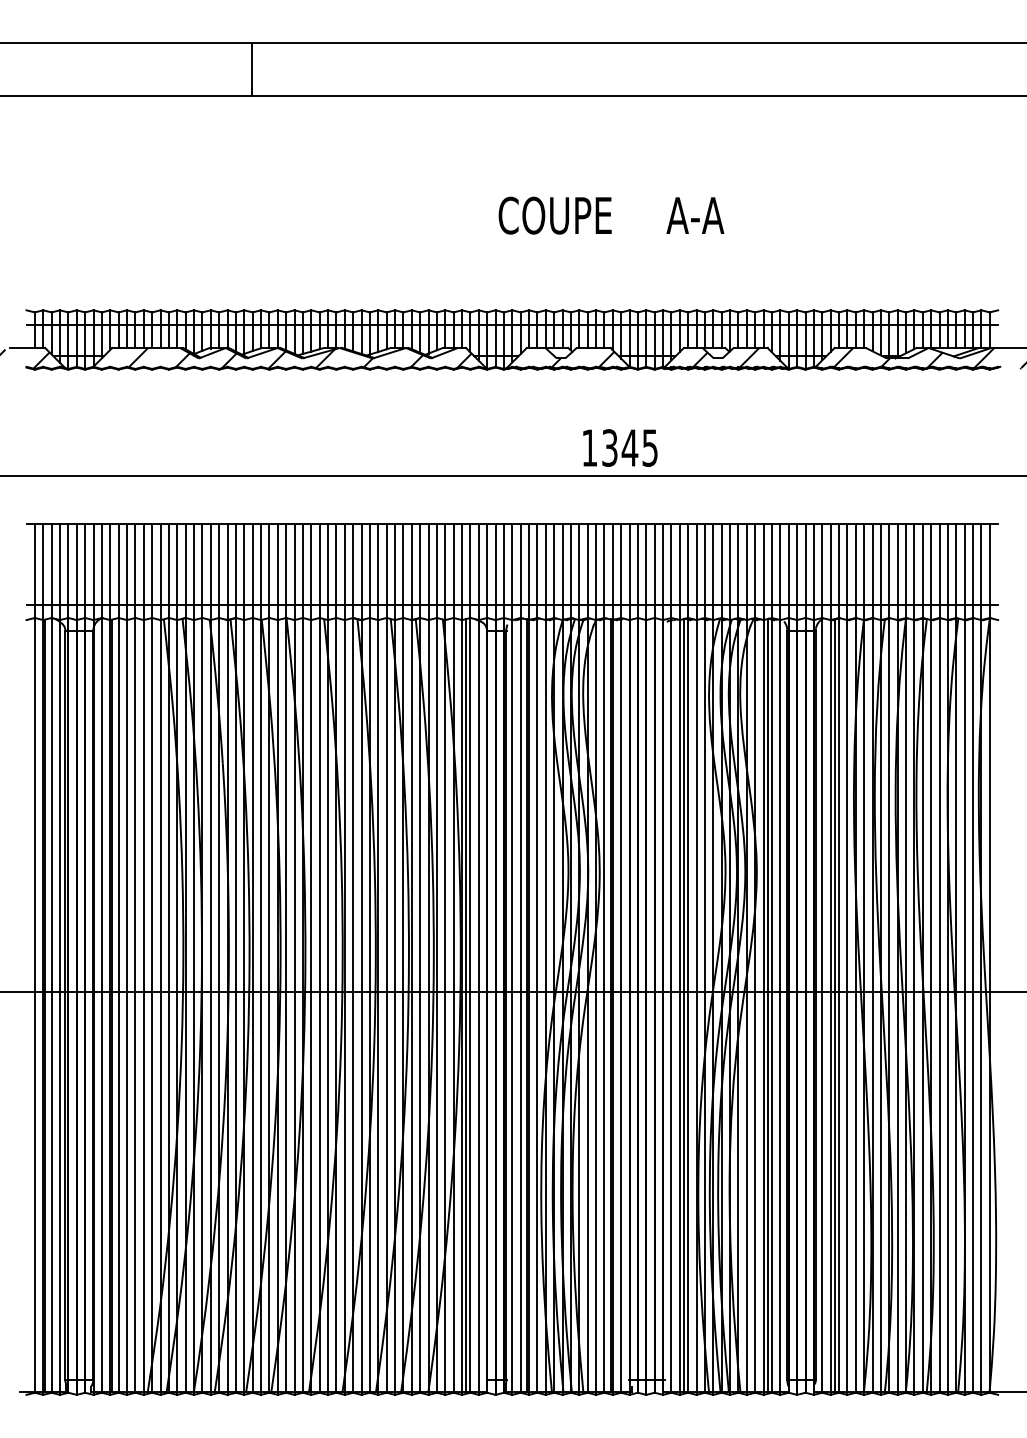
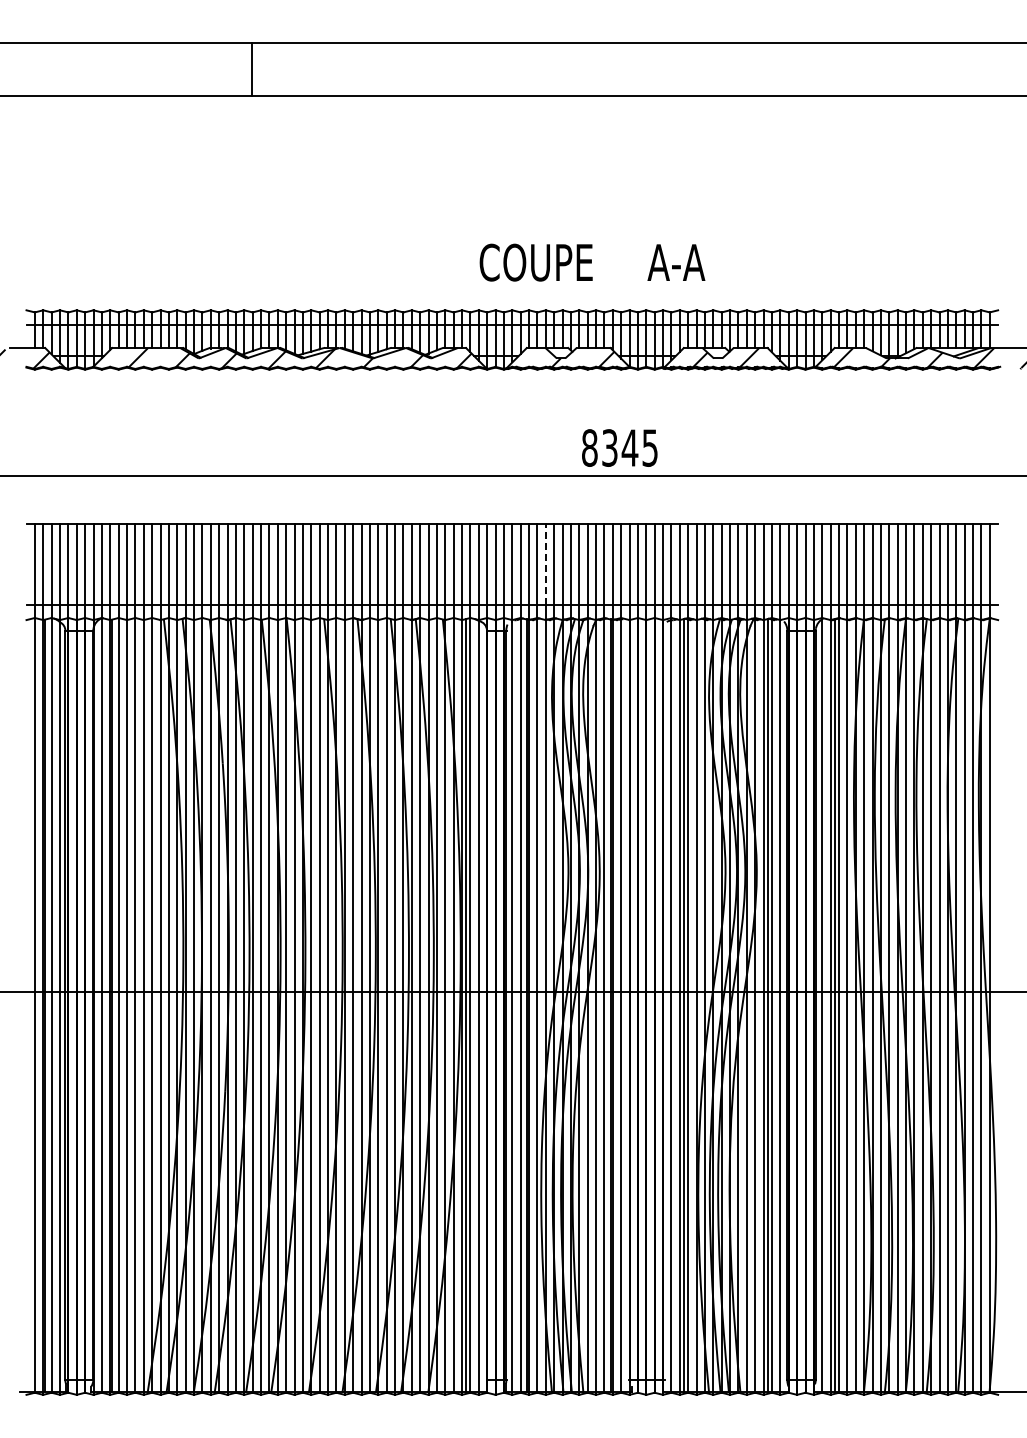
text position: (611, 215) -> (592, 262) (592, 262)
text: 1345 -> 8345 (589, 447)
line: solid -> dashed (545, 564)
